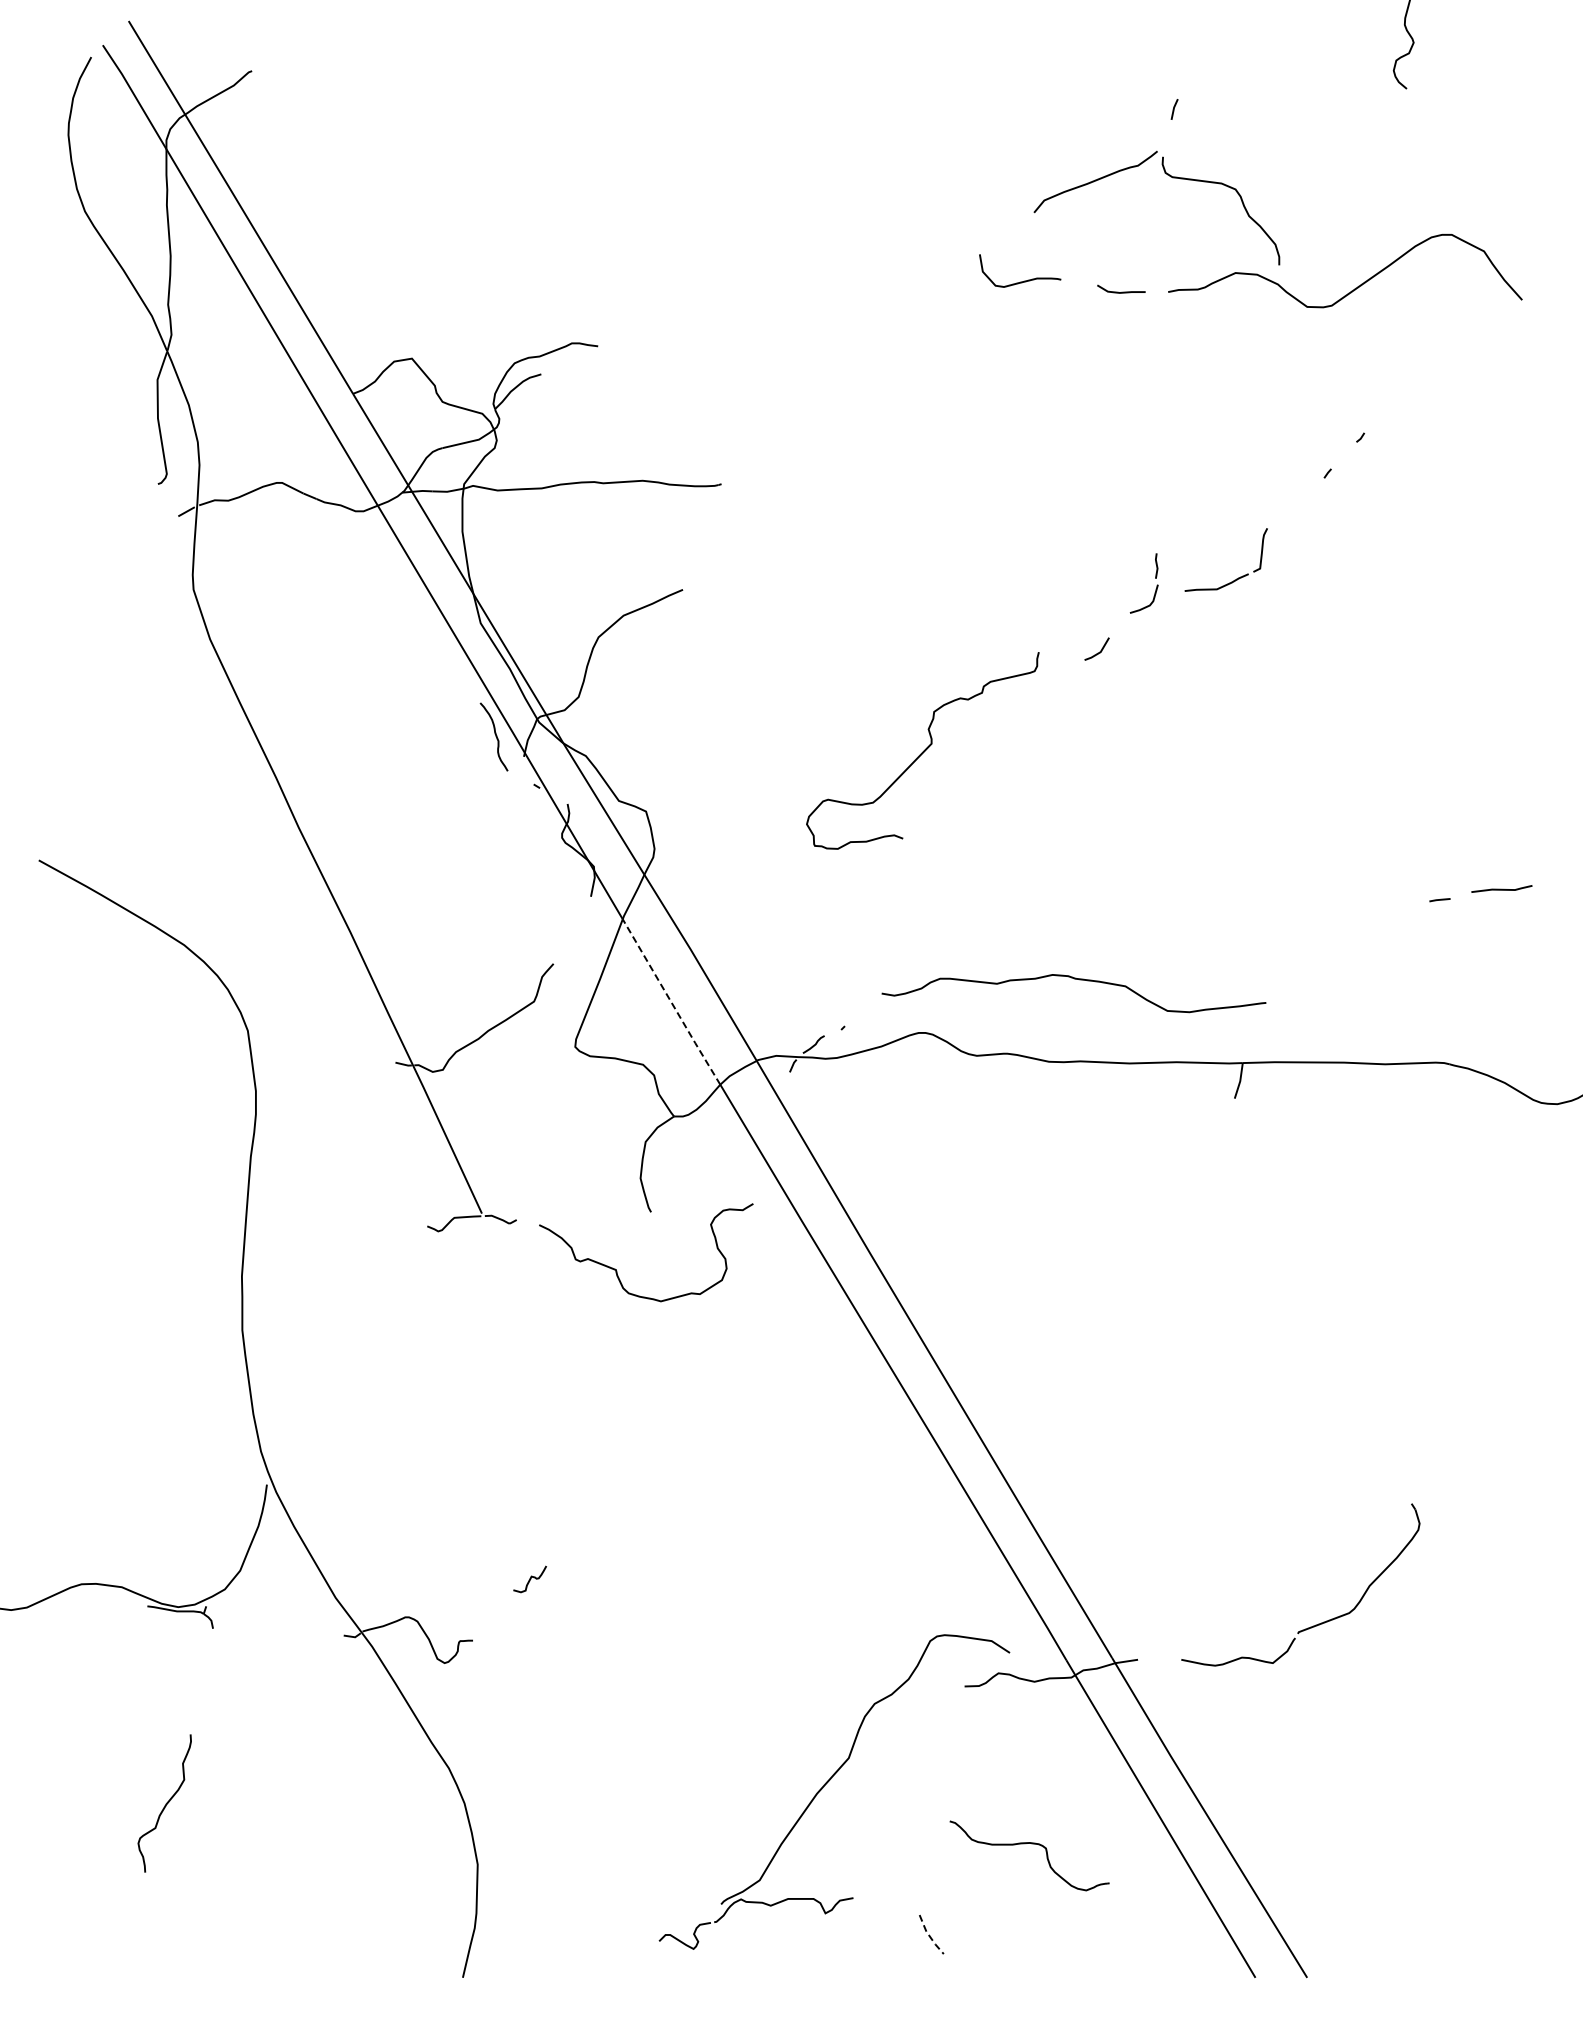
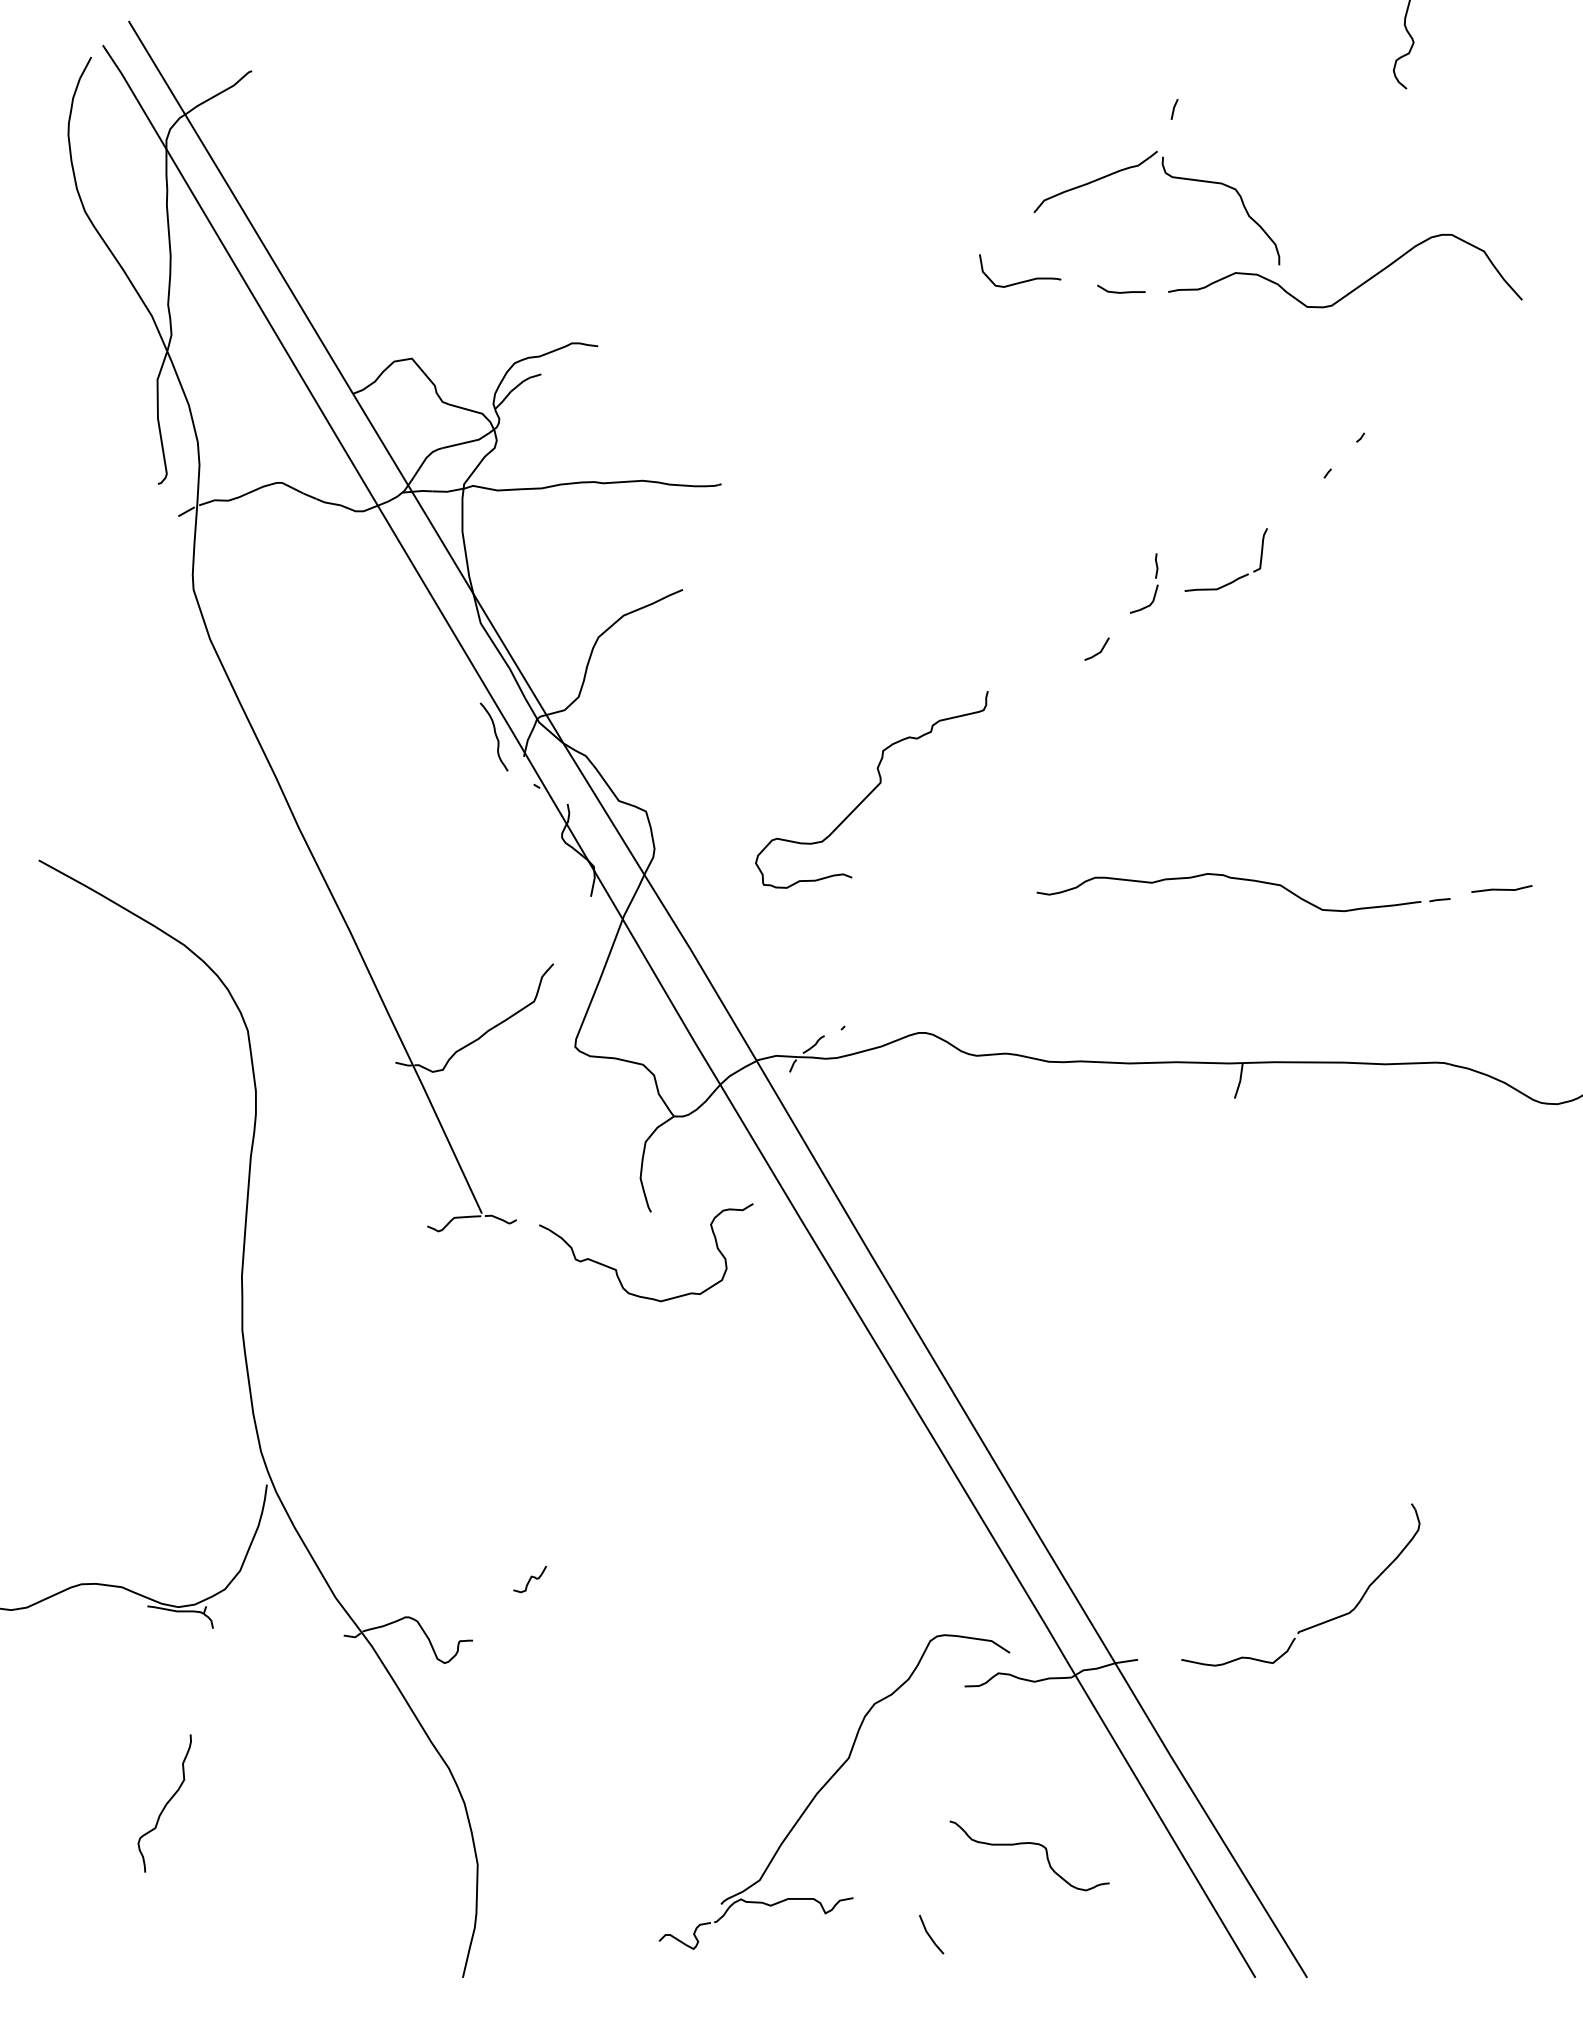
curve position: (923, 750) -> (872, 789) (872, 789)
curve position: (1074, 979) -> (1229, 878) (1229, 878)
line: dashed -> solid (671, 1002)
line: dashed -> solid (929, 1936)
